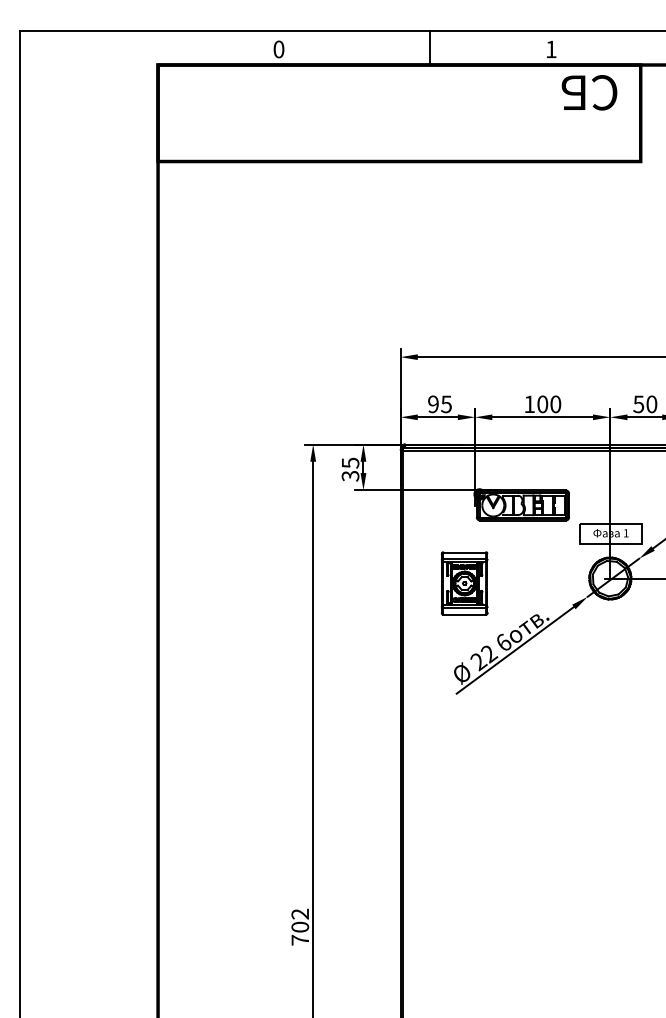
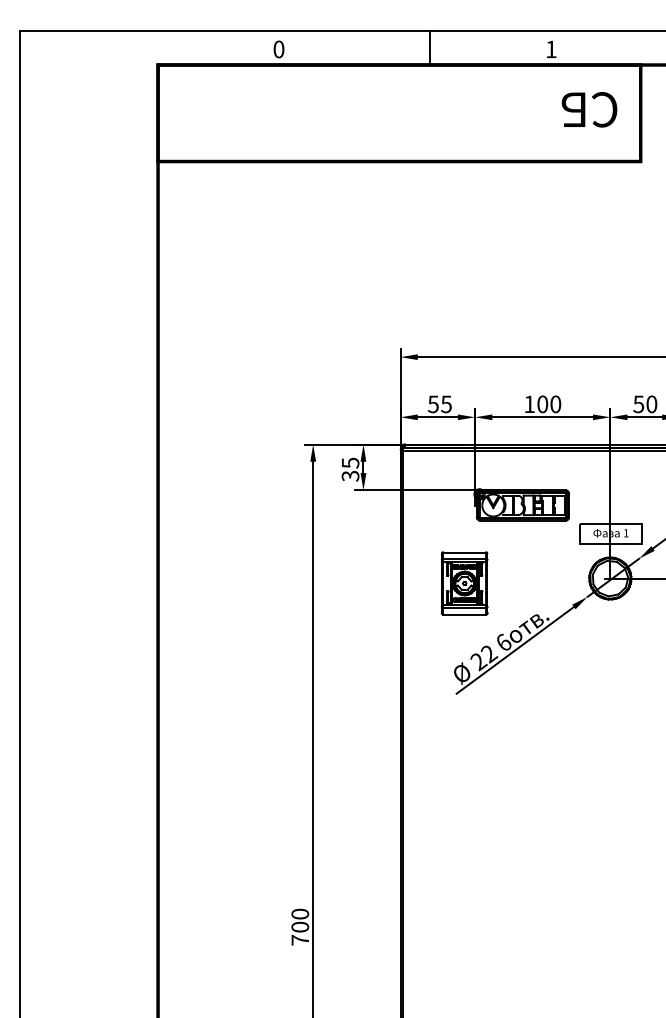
text position: (589, 92) -> (589, 109) (589, 109)
text: 95 -> 55 (433, 404)
text: 702 -> 700 (300, 913)
